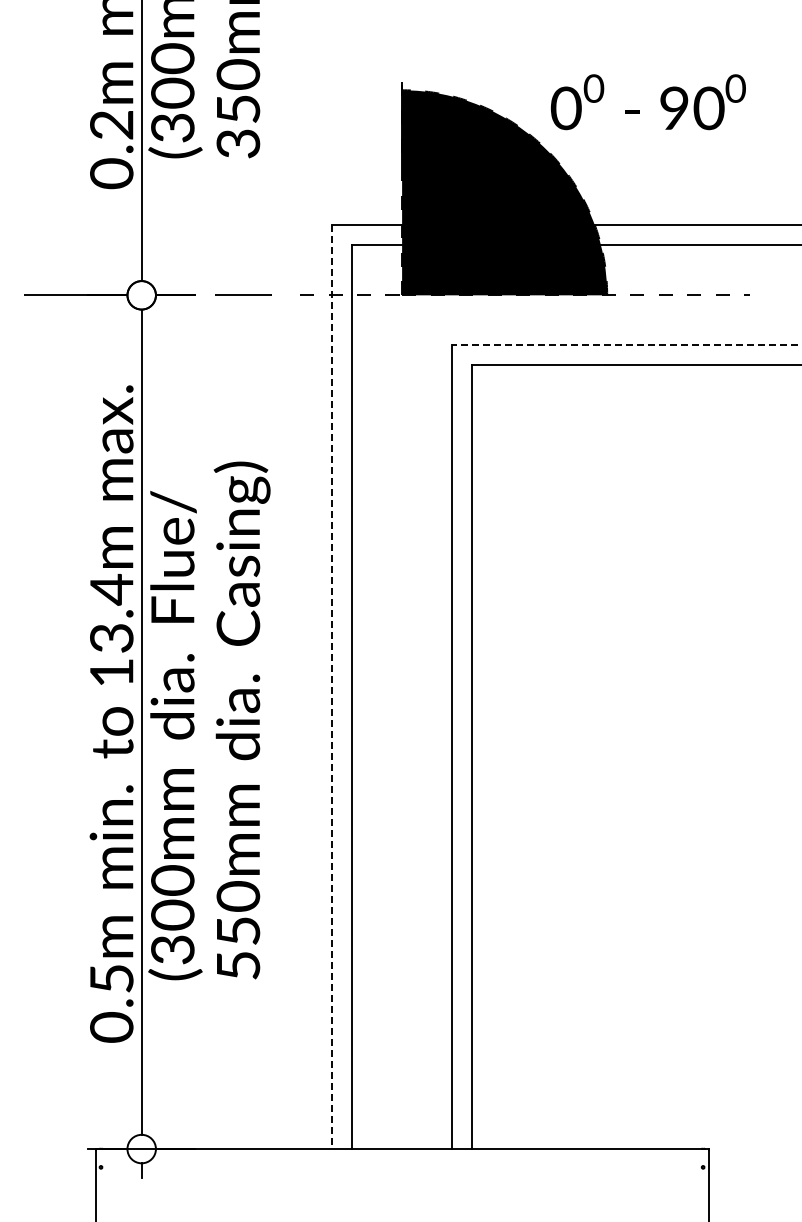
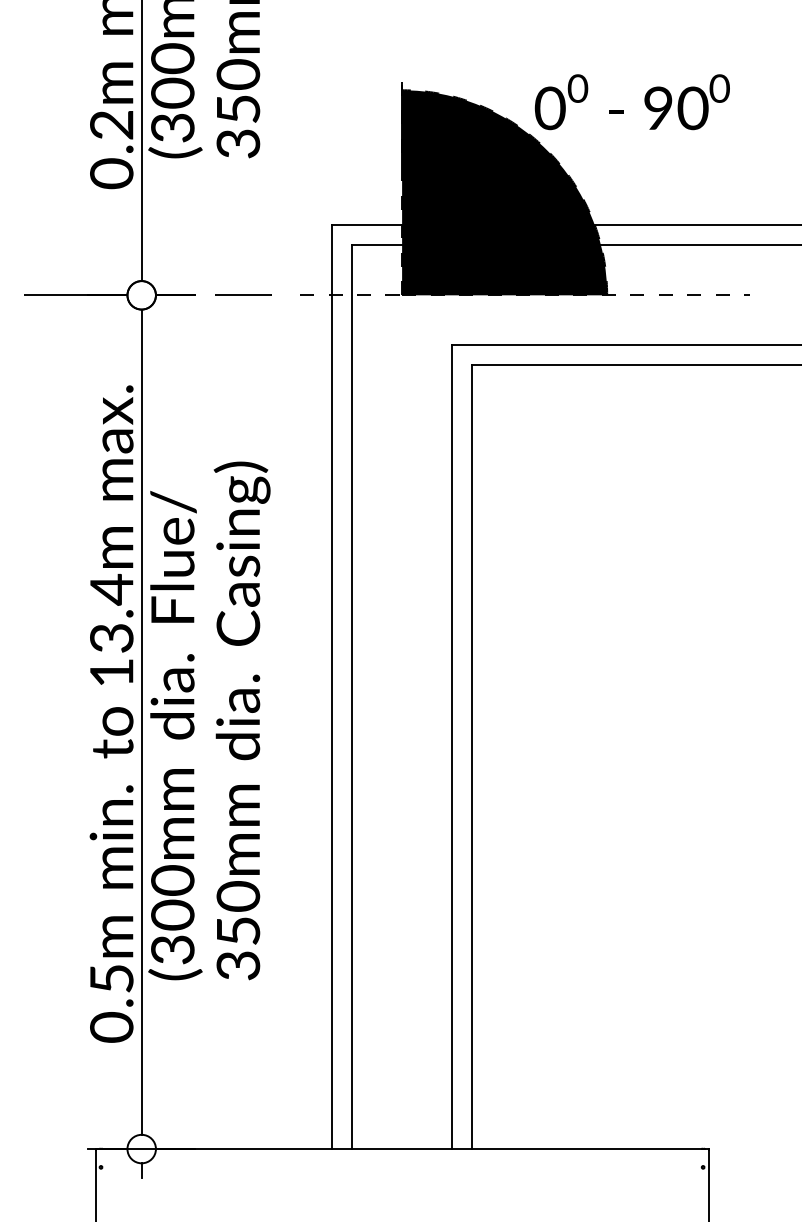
text position: (647, 102) -> (631, 102) (631, 102)
line: dashed -> solid (627, 345)
line: dashed -> solid (332, 687)
text: 550mm -> 350mm (238, 965)
